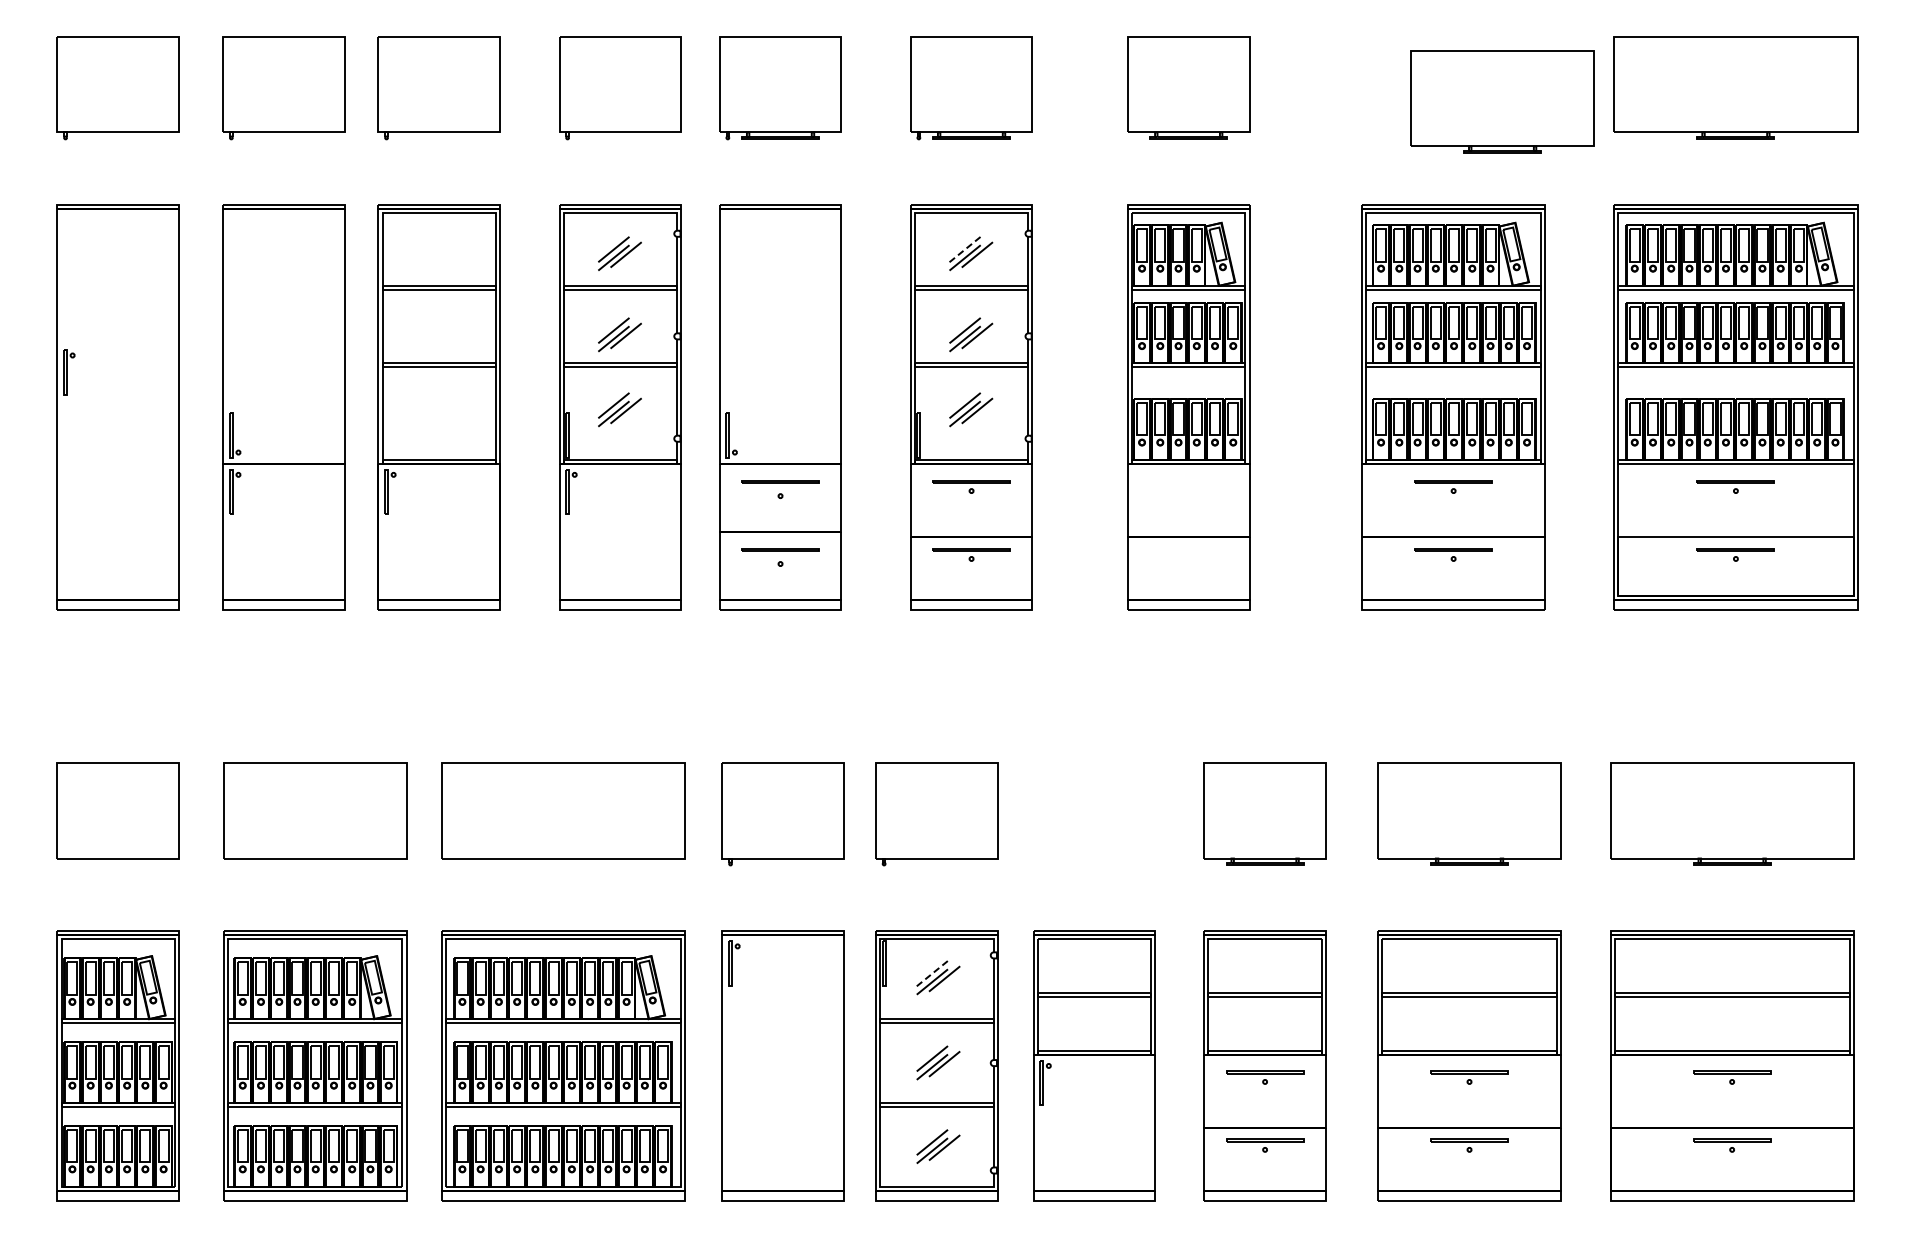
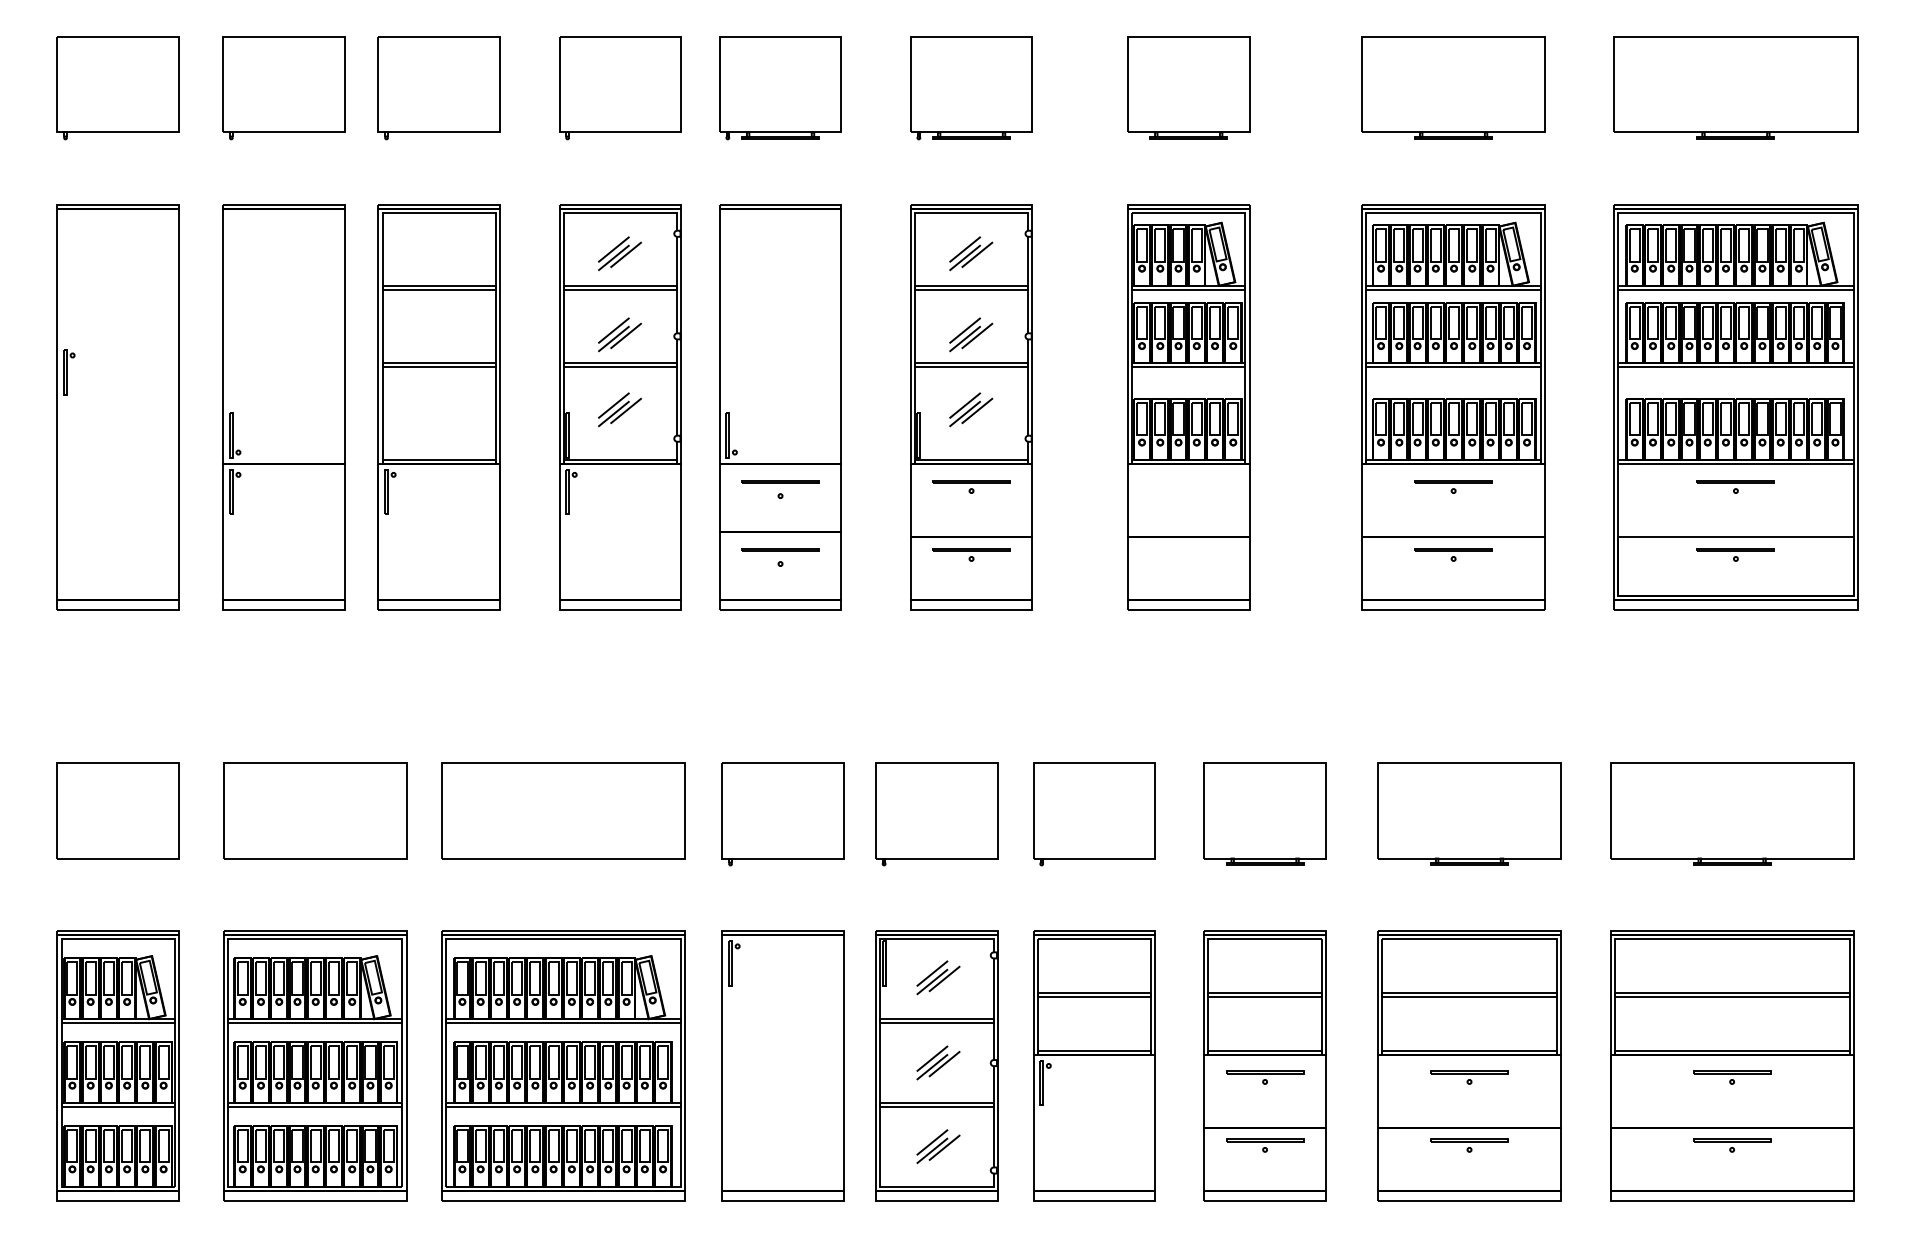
part position: (1502, 101) -> (1453, 87) (1453, 87)
line: dashed -> solid (965, 249)
part: none -> present (1094, 814)
line: dashed -> solid (932, 973)
